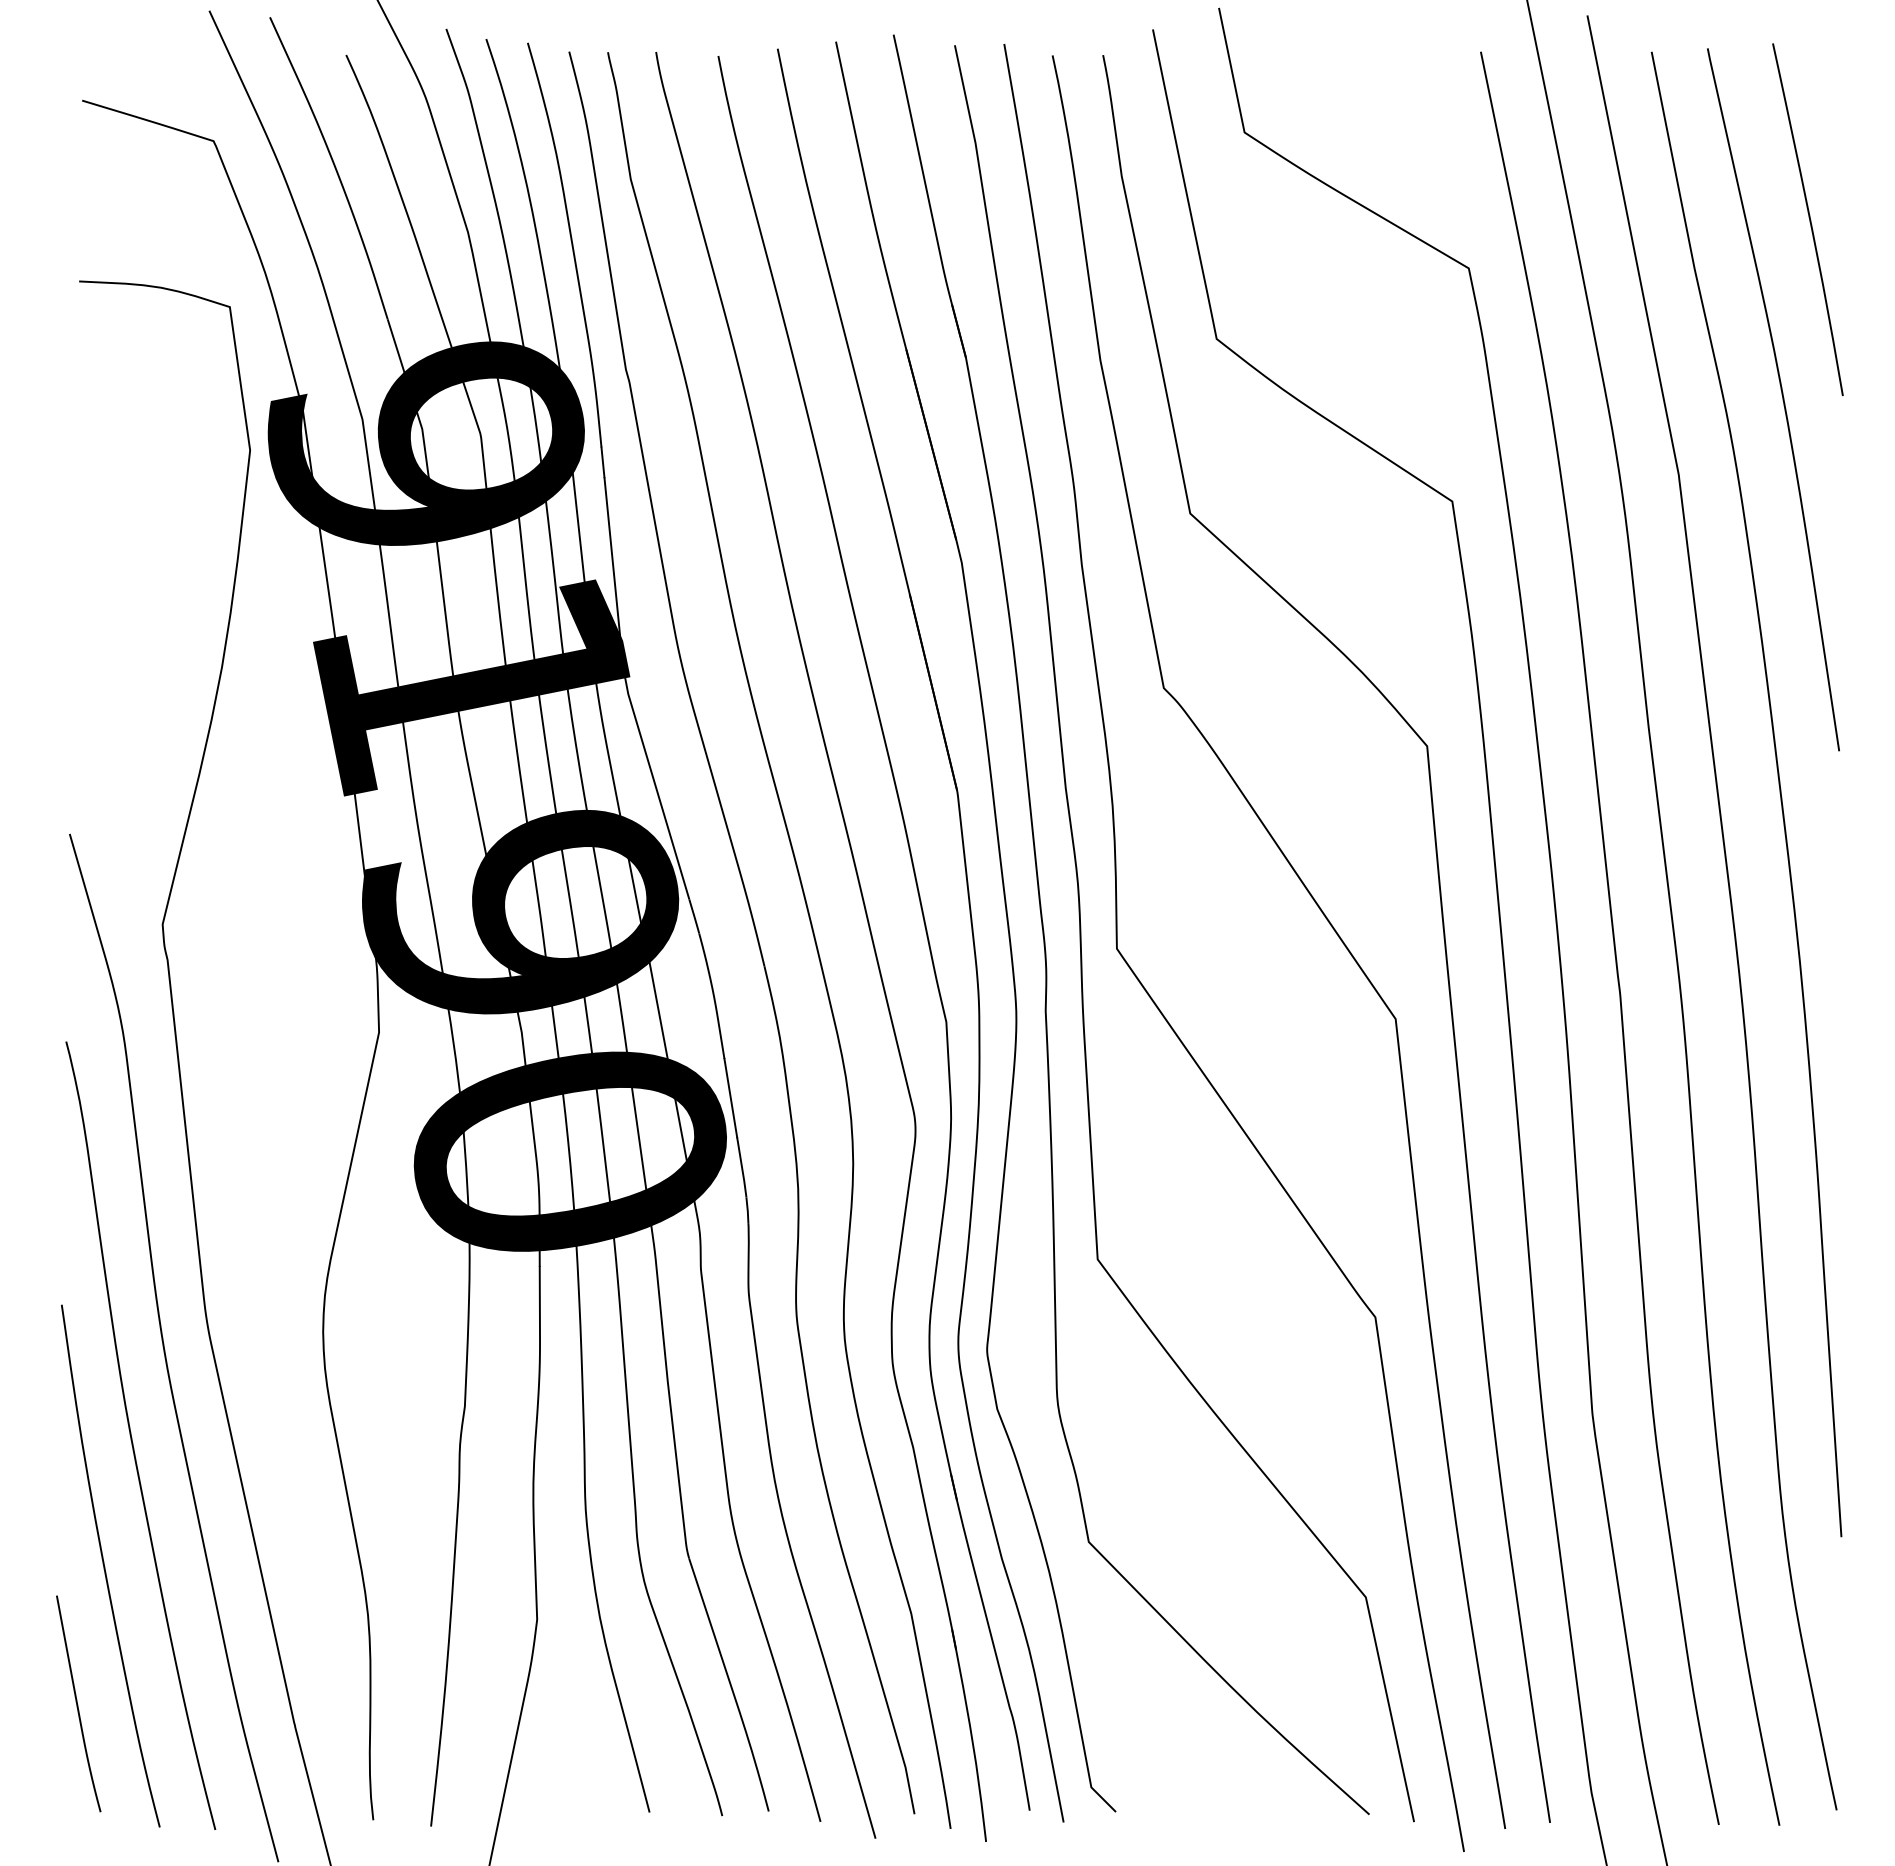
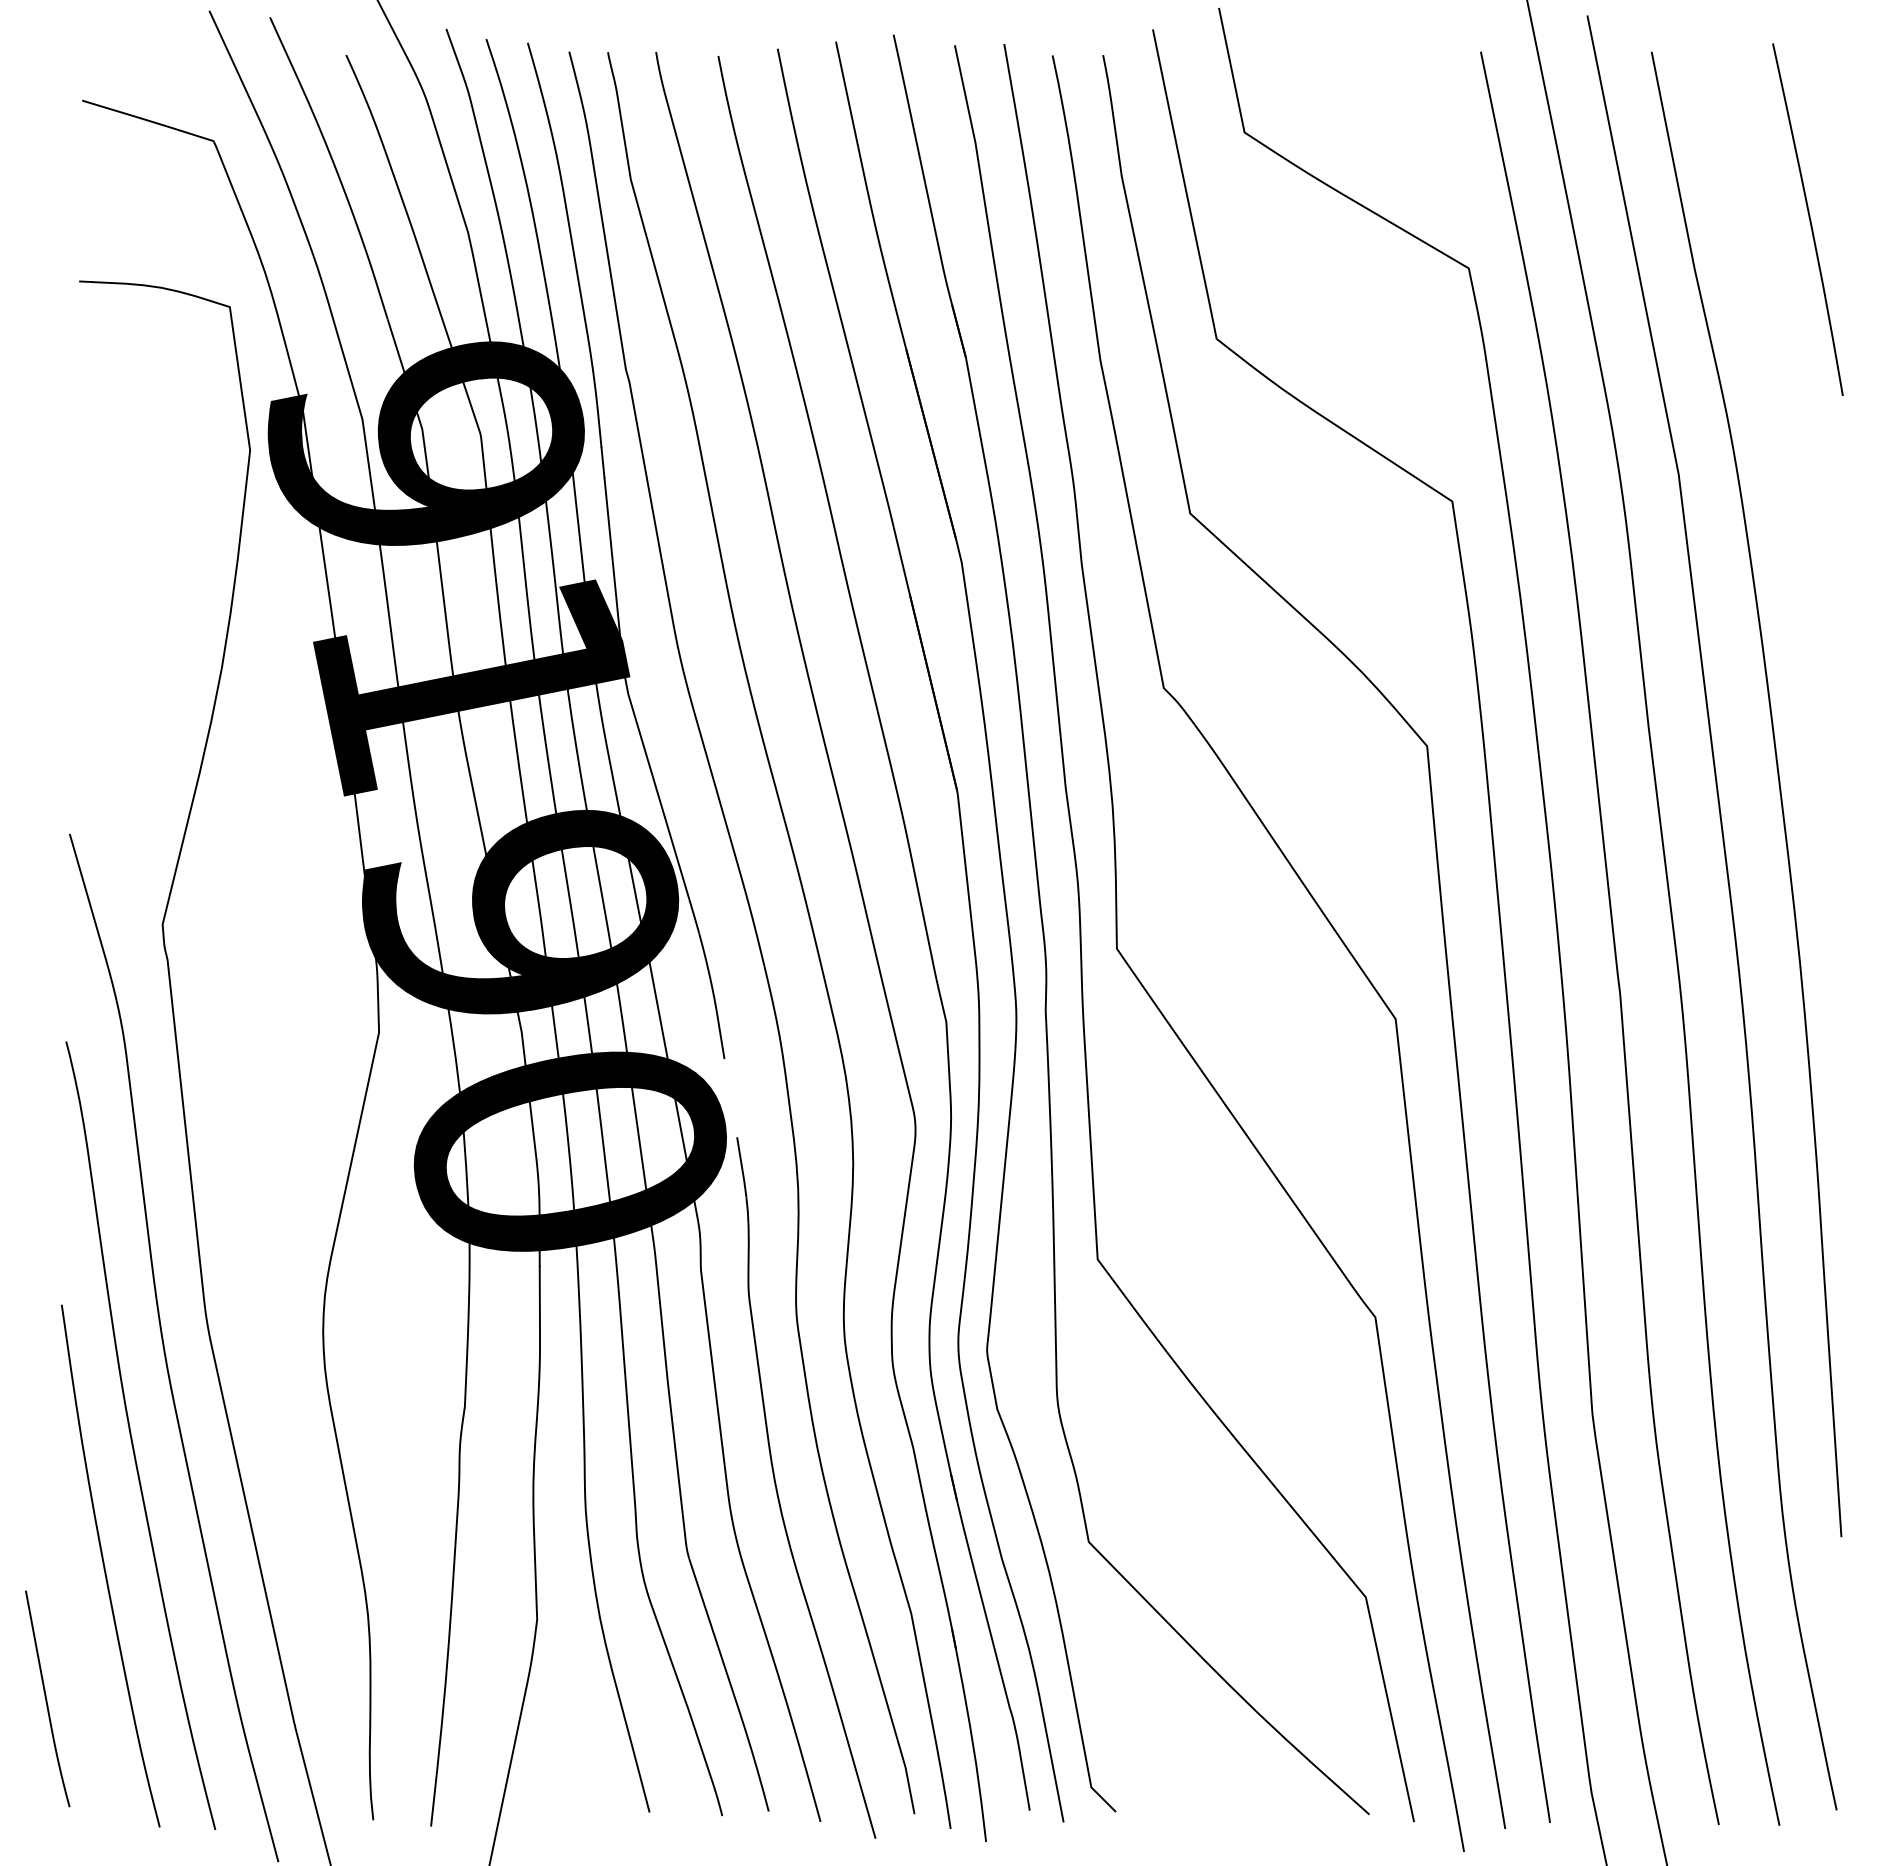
curve: present -> none (1781, 395)
line: present -> none (730, 1098)
curve position: (77, 1703) -> (46, 1698) (46, 1698)
